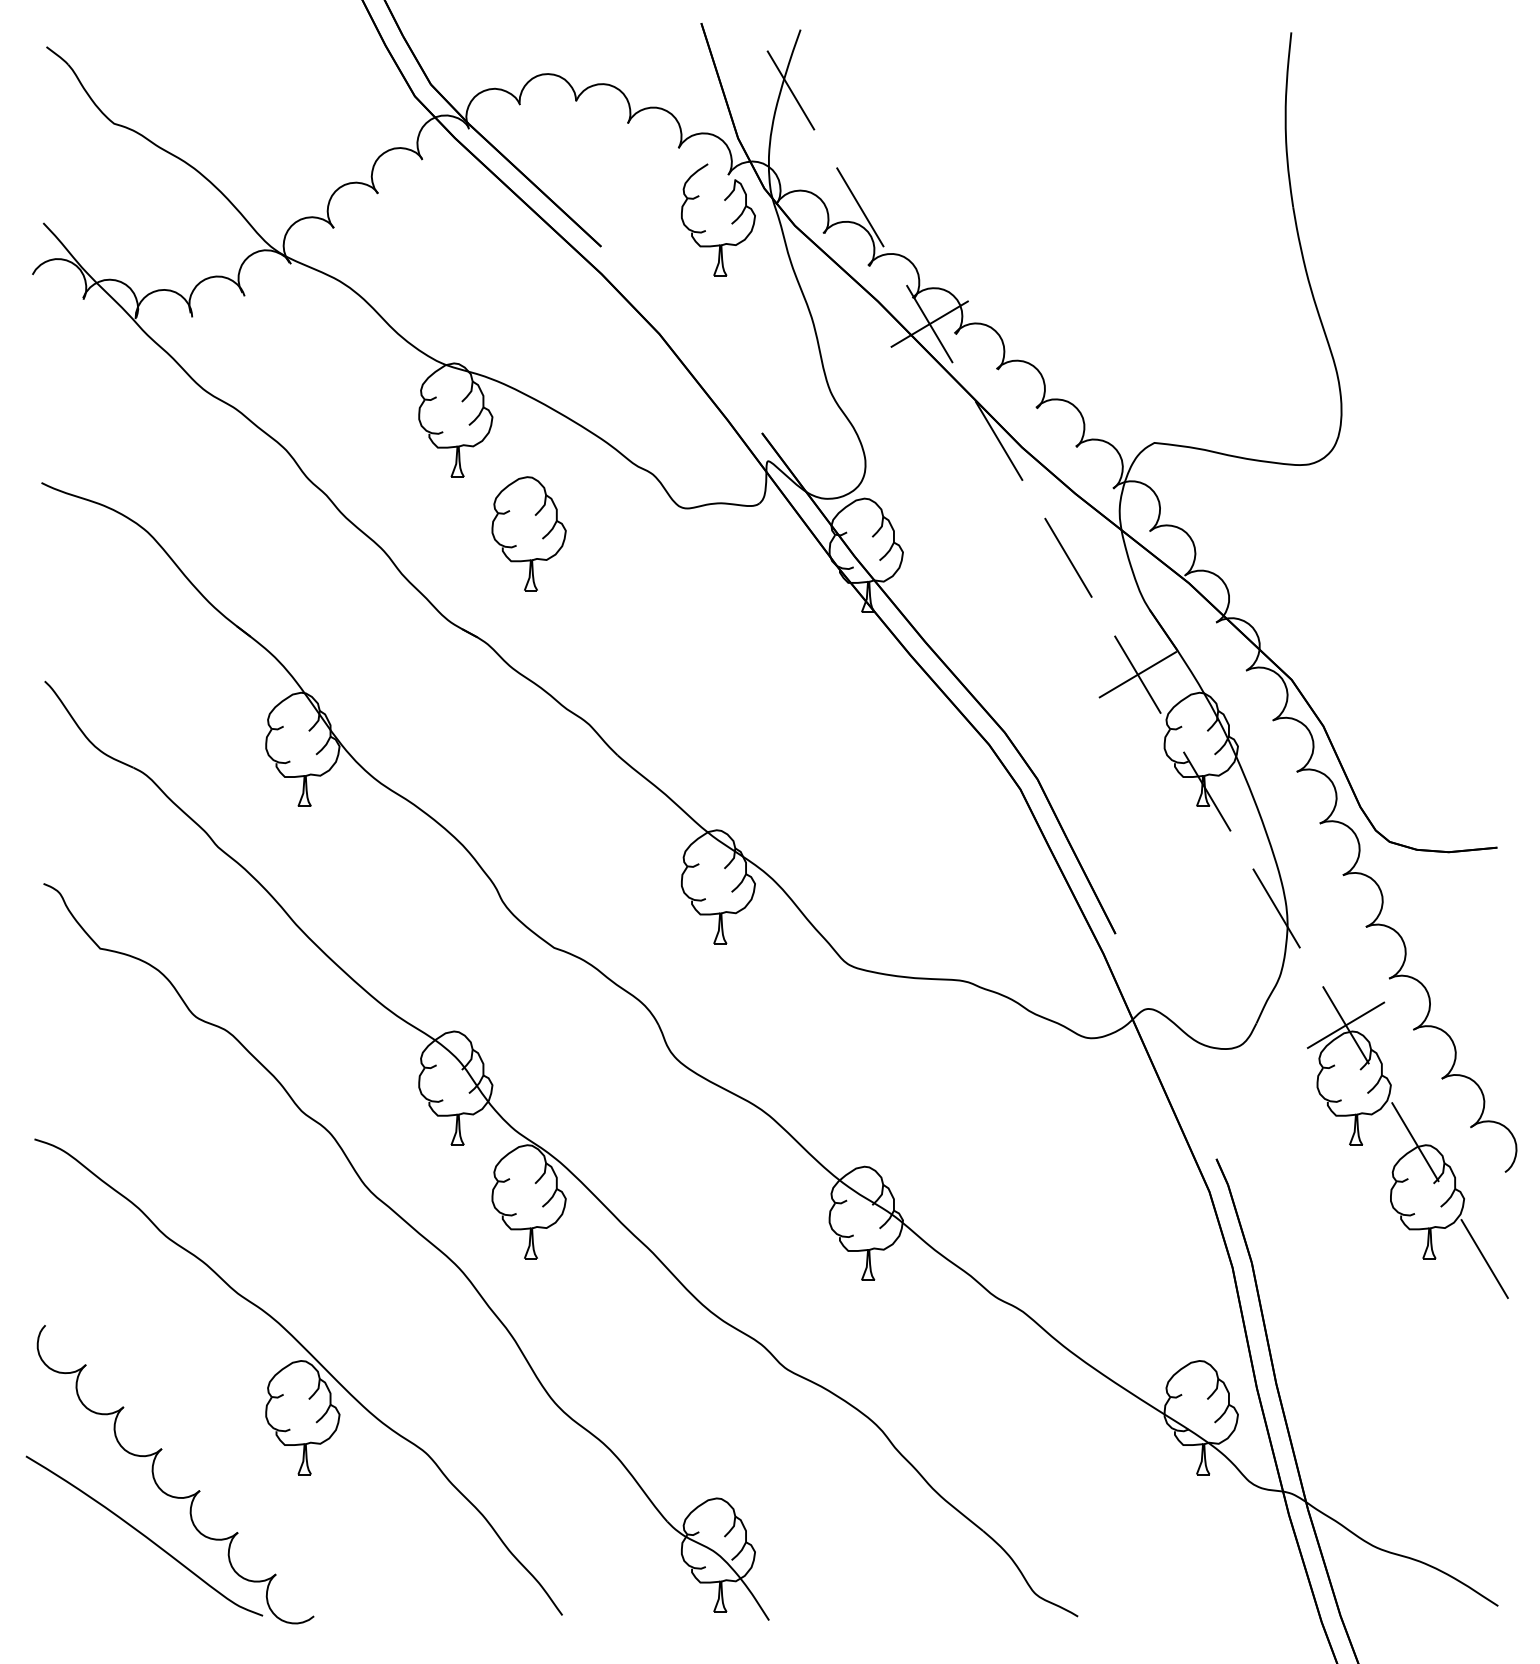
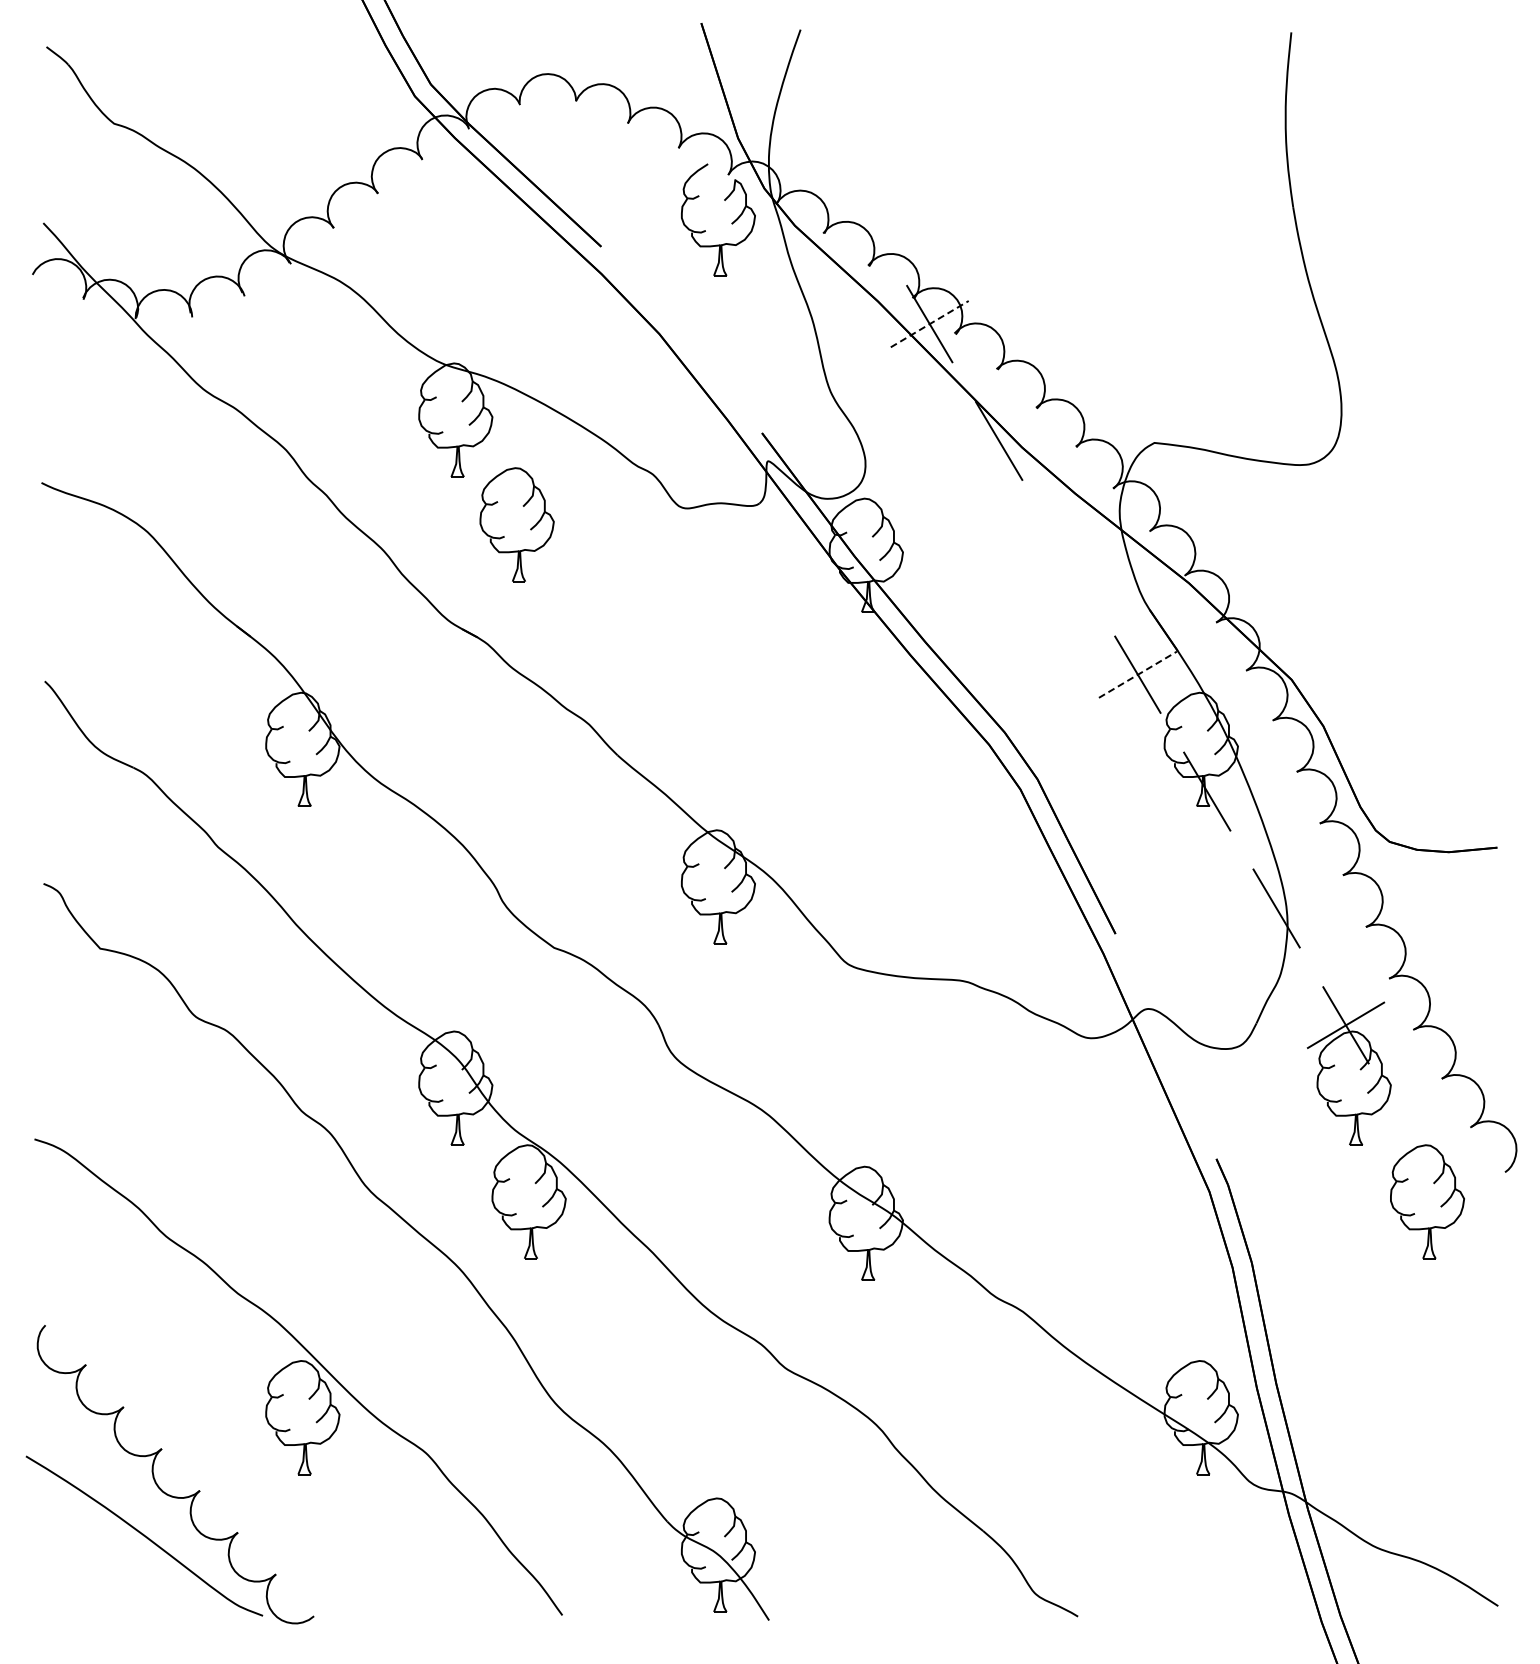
line: present -> none (790, 90)
line: present -> none (860, 207)
line: solid -> dashed (929, 324)
part position: (528, 533) -> (516, 524) (516, 524)
line: present -> none (1068, 557)
line: solid -> dashed (1137, 674)
line: present -> none (1415, 1142)
line: present -> none (1484, 1258)
